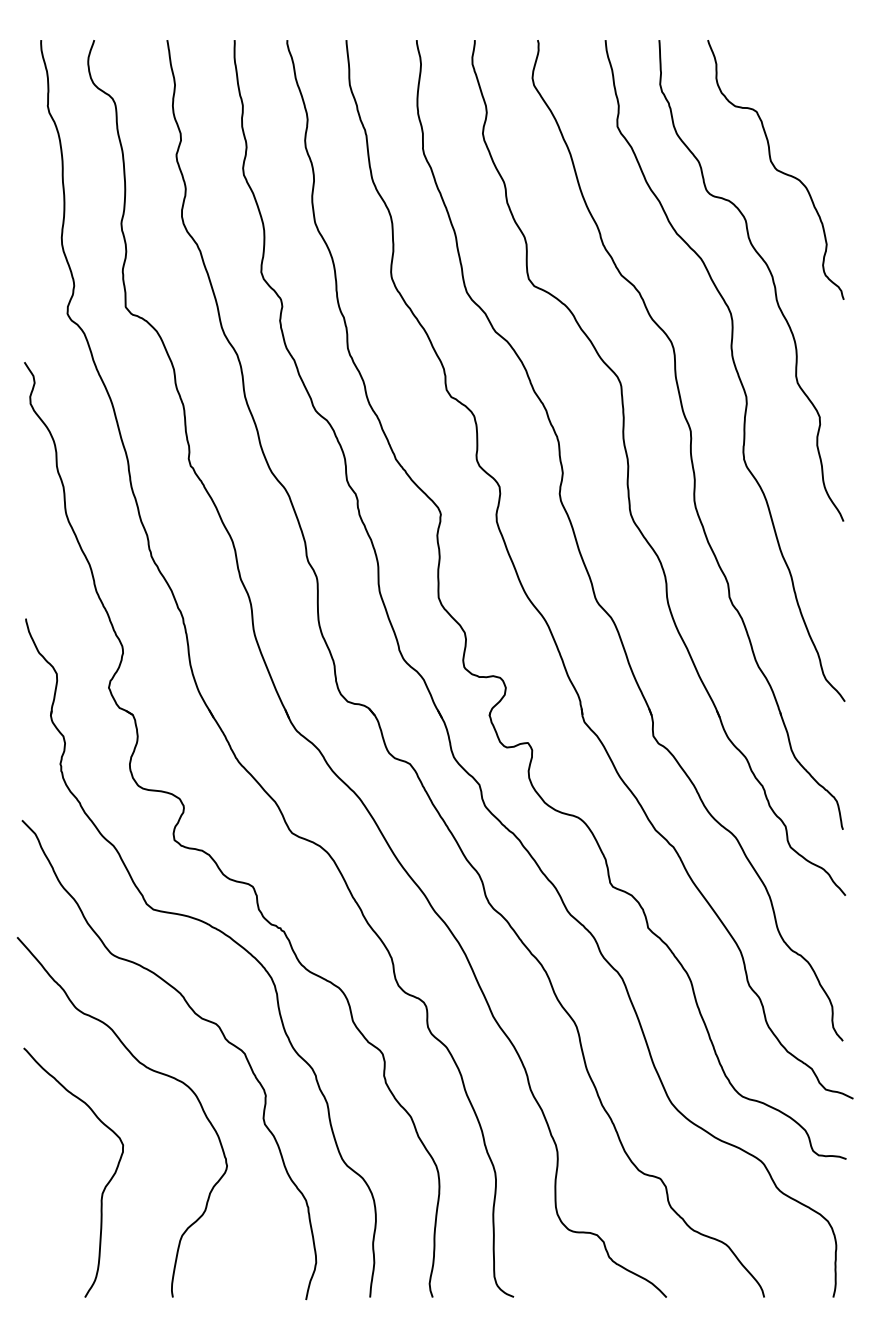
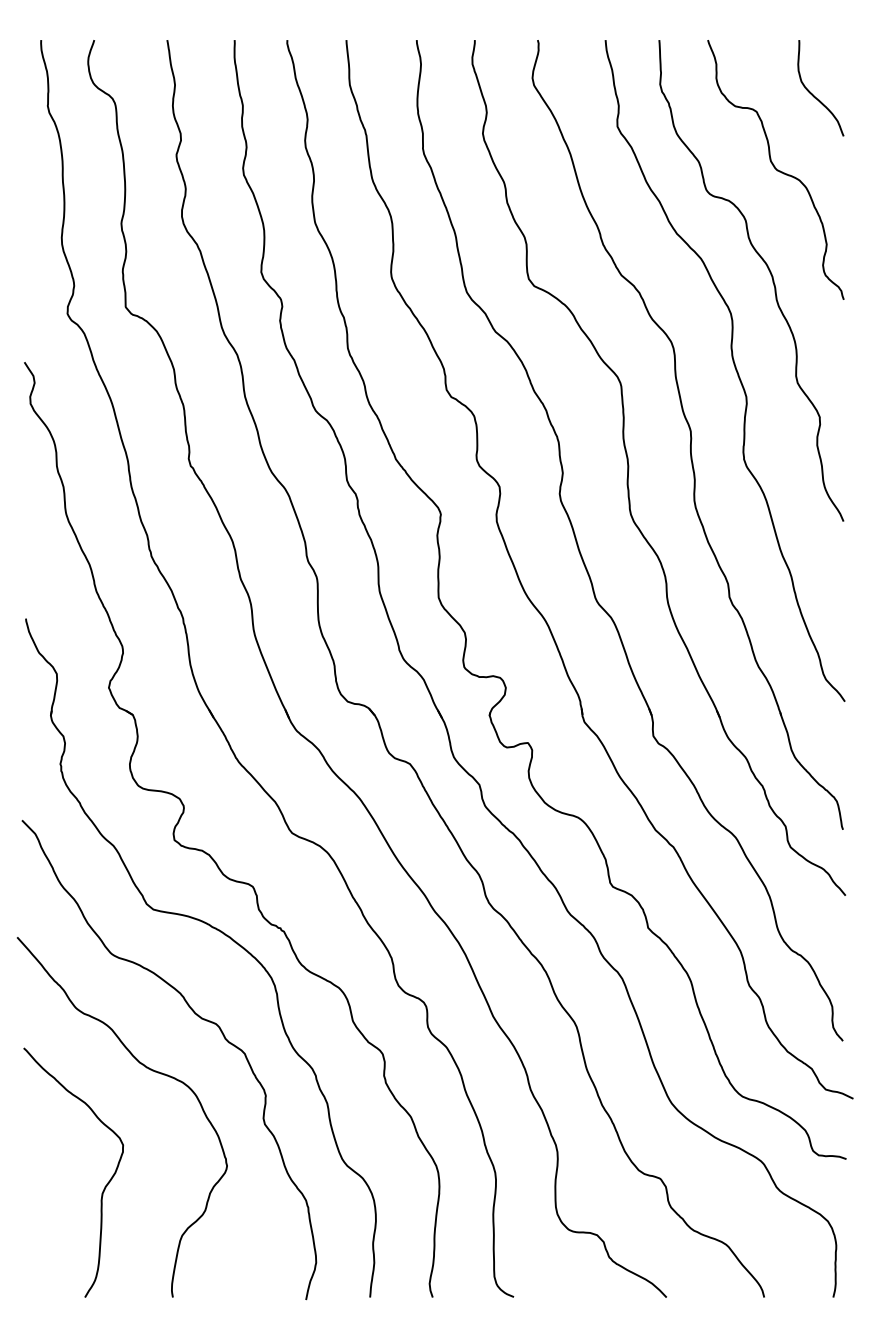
curve: none -> present (813, 94)
